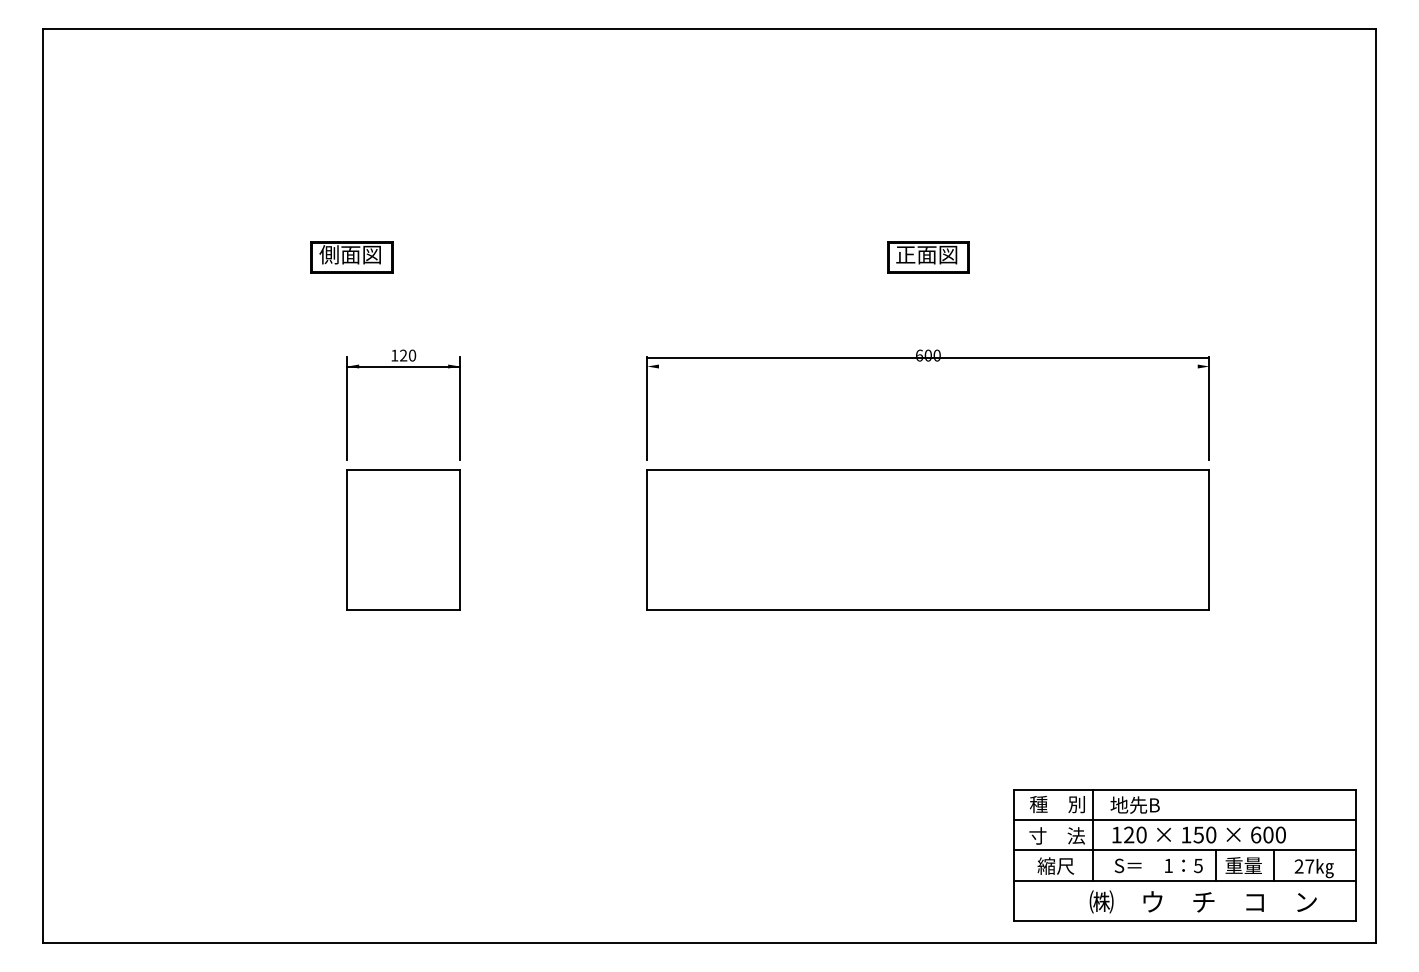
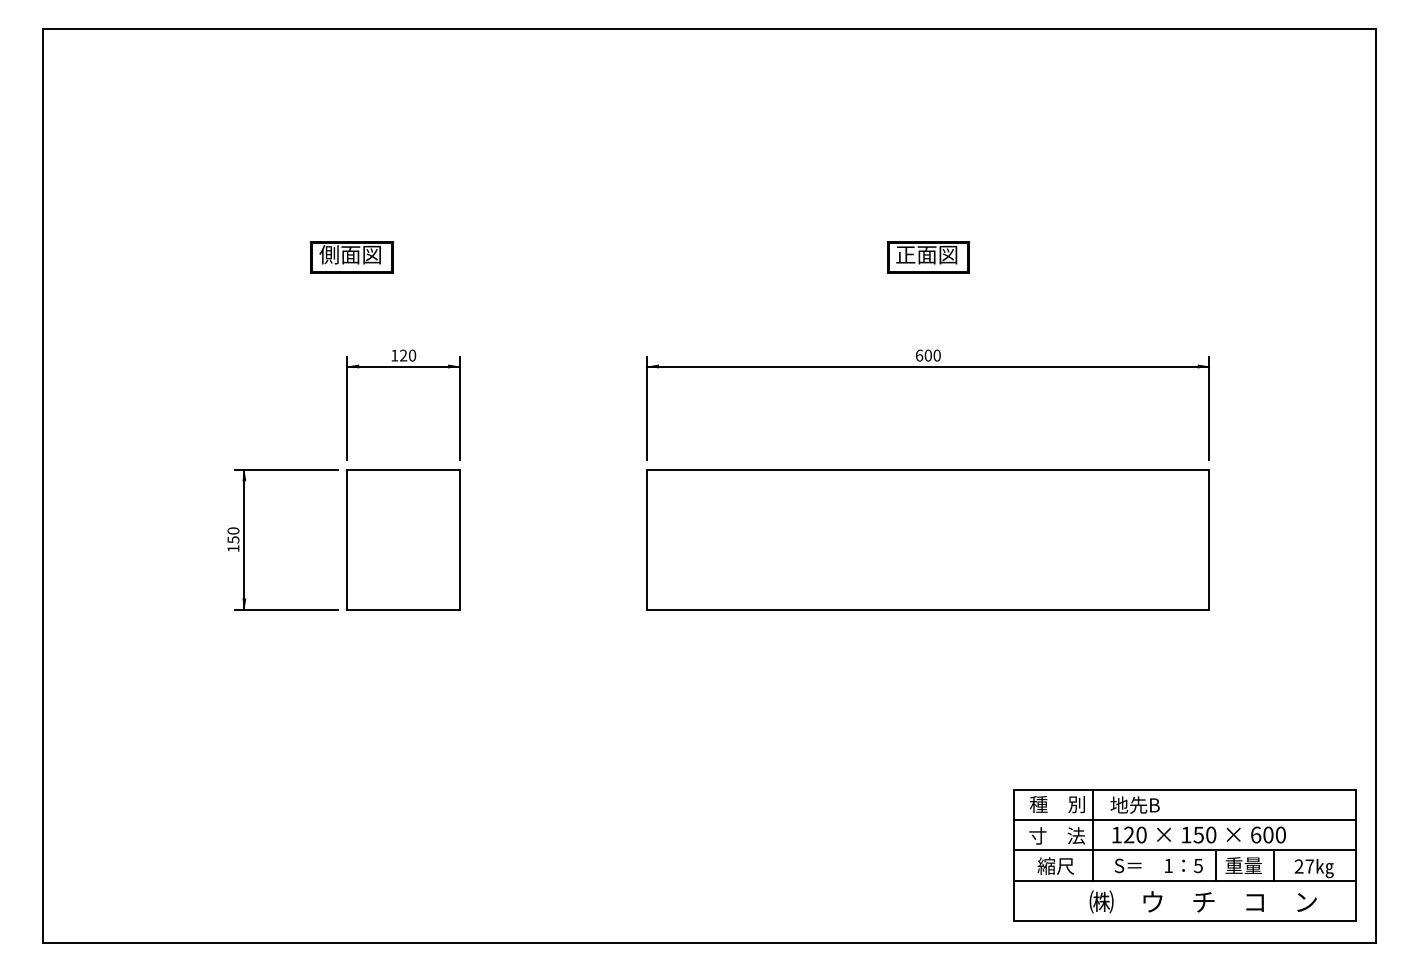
line position: (928, 357) -> (928, 366) (928, 366)
part: none -> present (244, 539)
